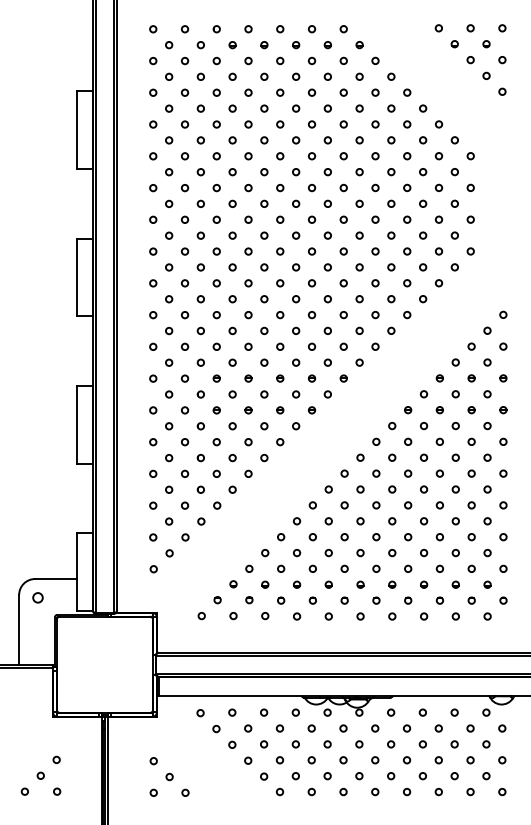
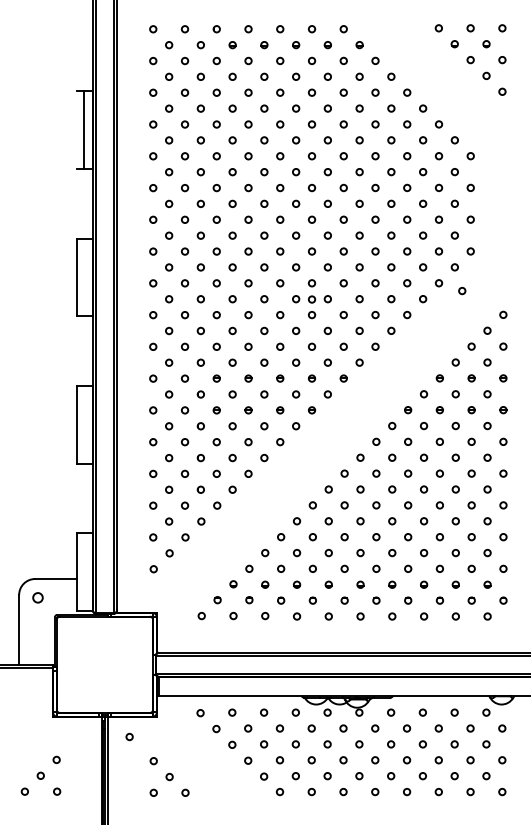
line position: (76, 130) -> (83, 130) (83, 130)
circle: none -> present (462, 290)
circle: none -> present (311, 299)
circle: none -> present (129, 736)
